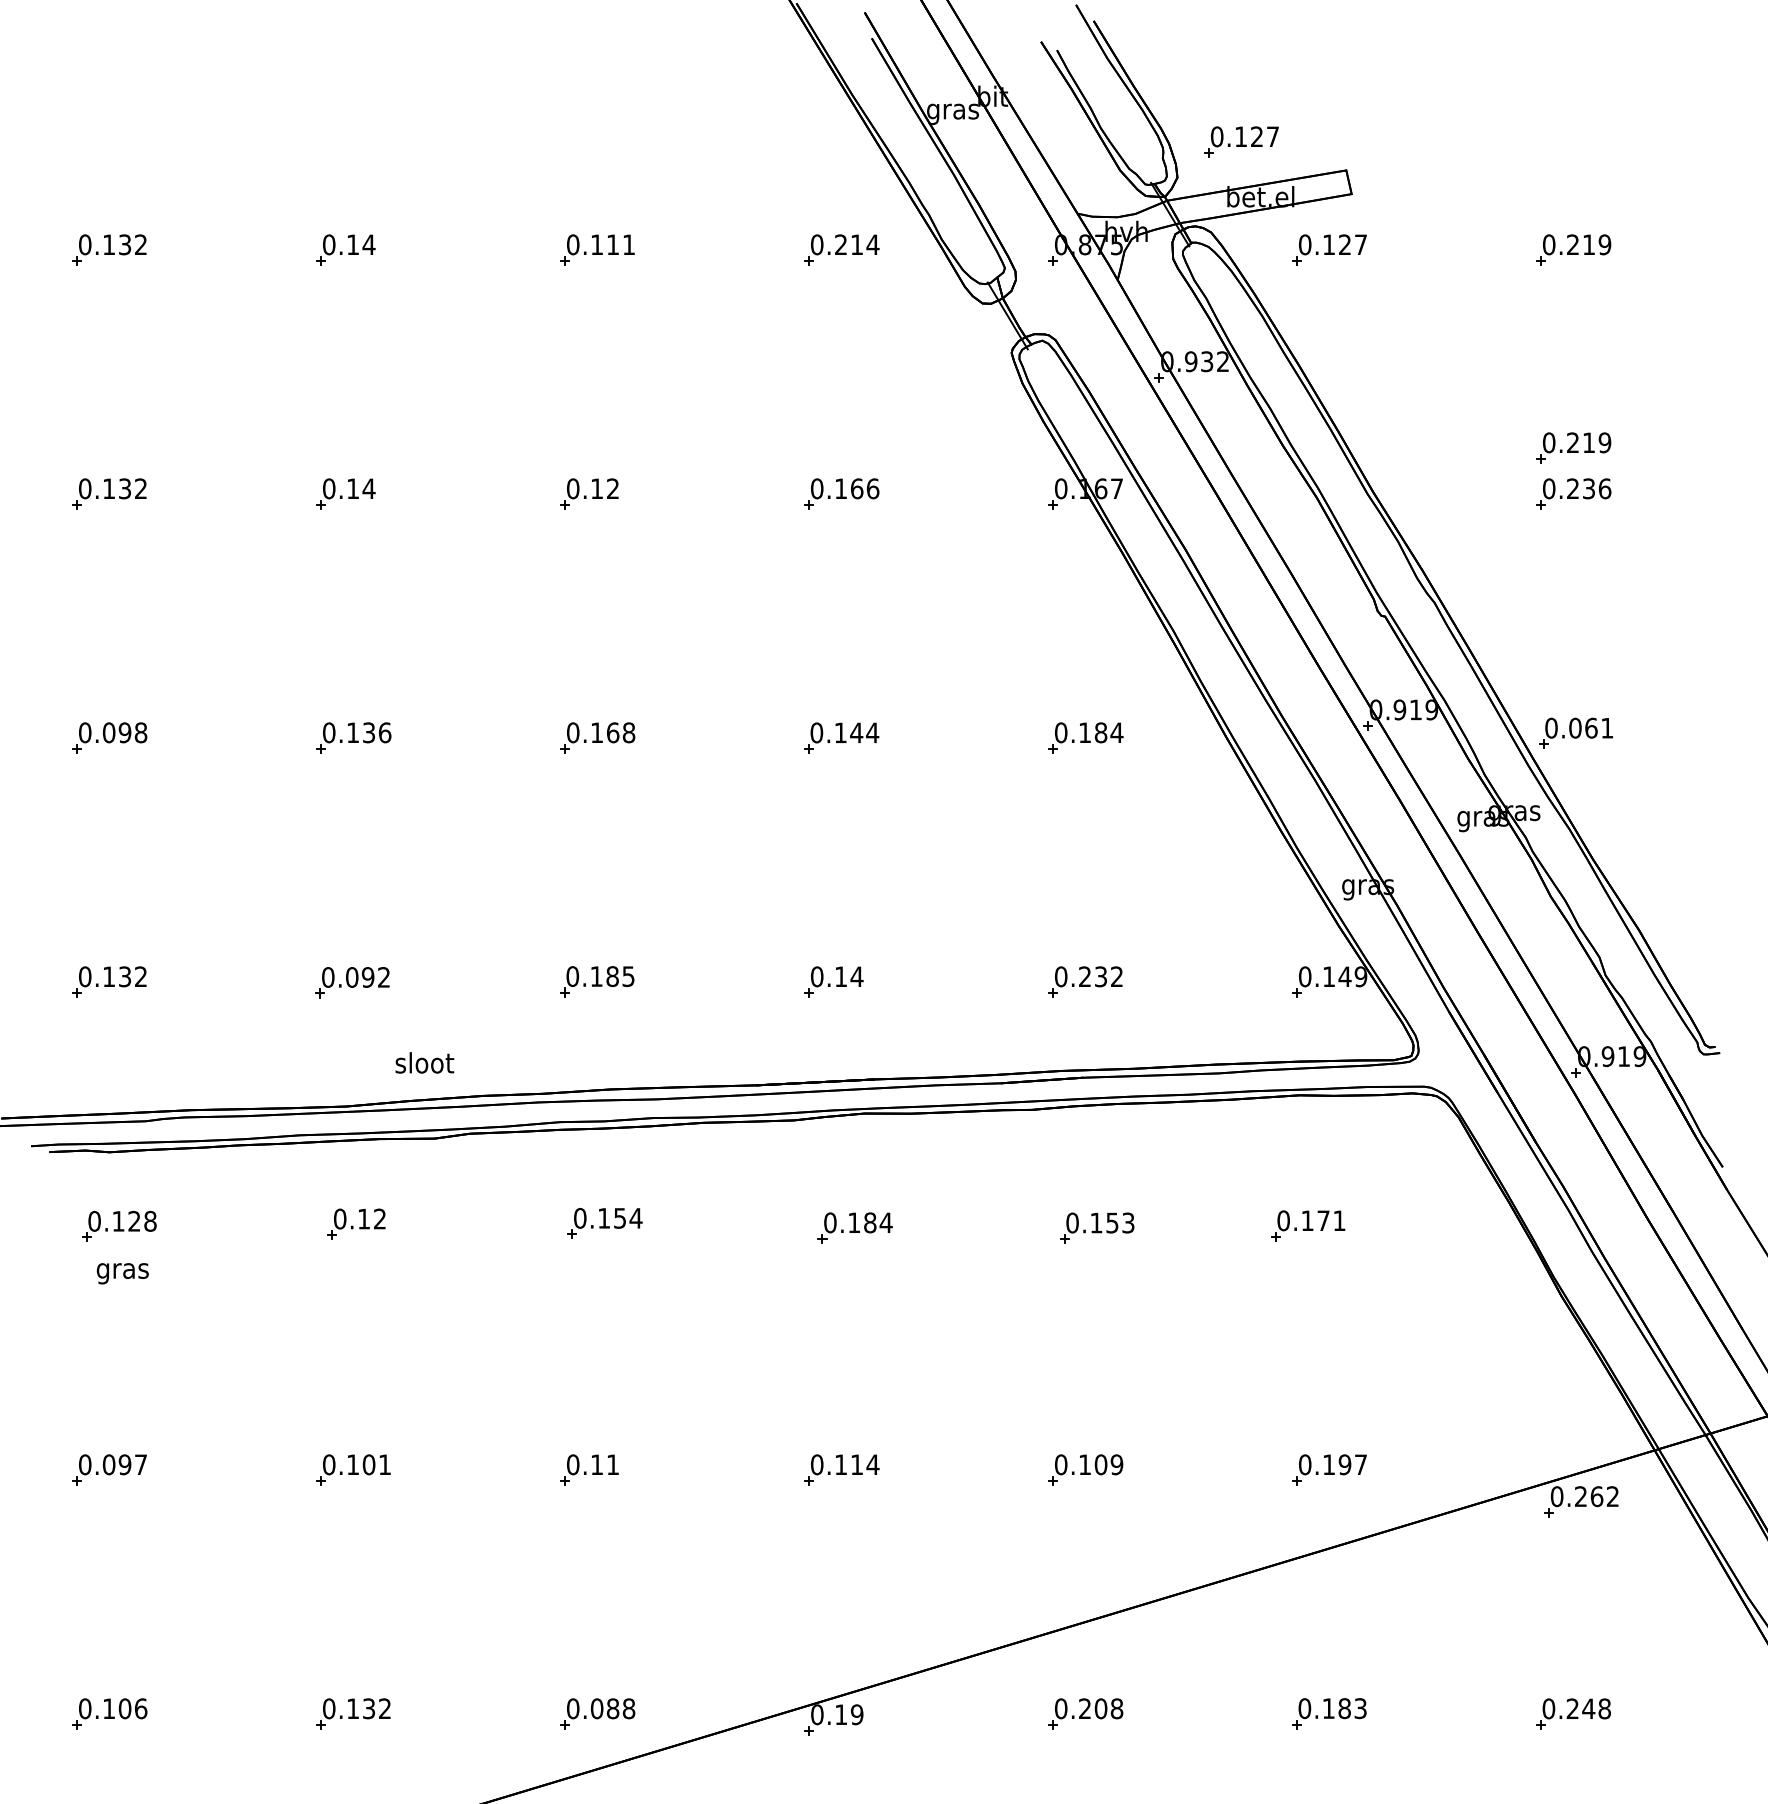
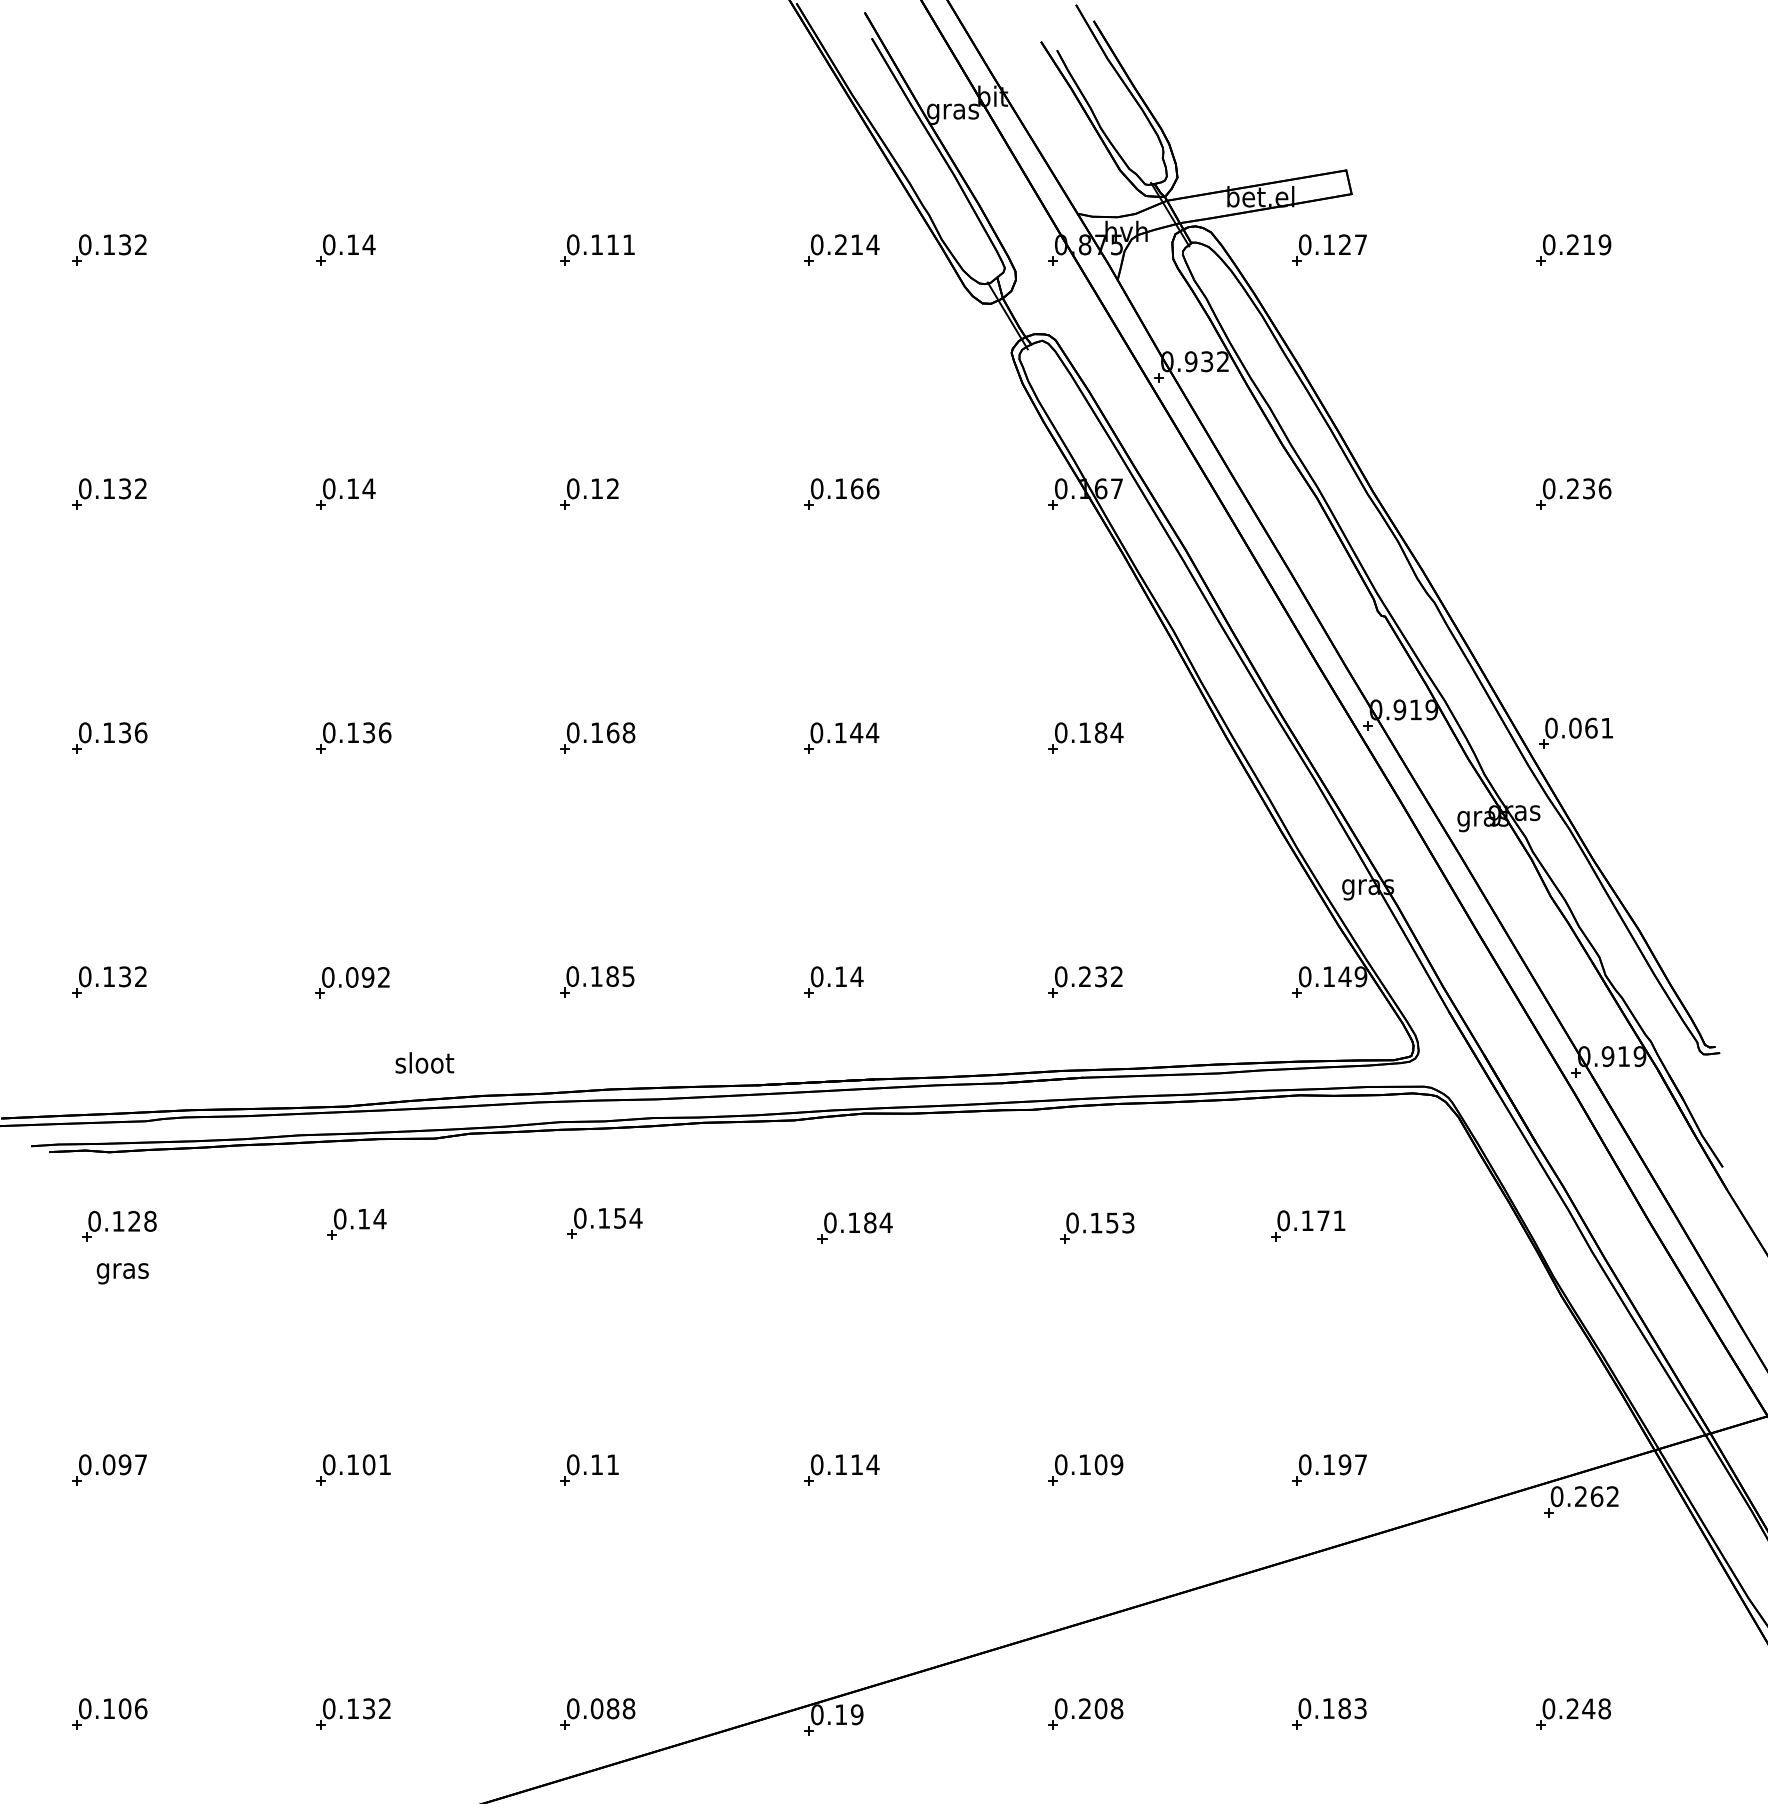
part: present -> none (1241, 141)
part: present -> none (1573, 447)
text: 0.098 -> 0.136 (124, 732)
text: 0.12 -> 0.14 (379, 1218)
